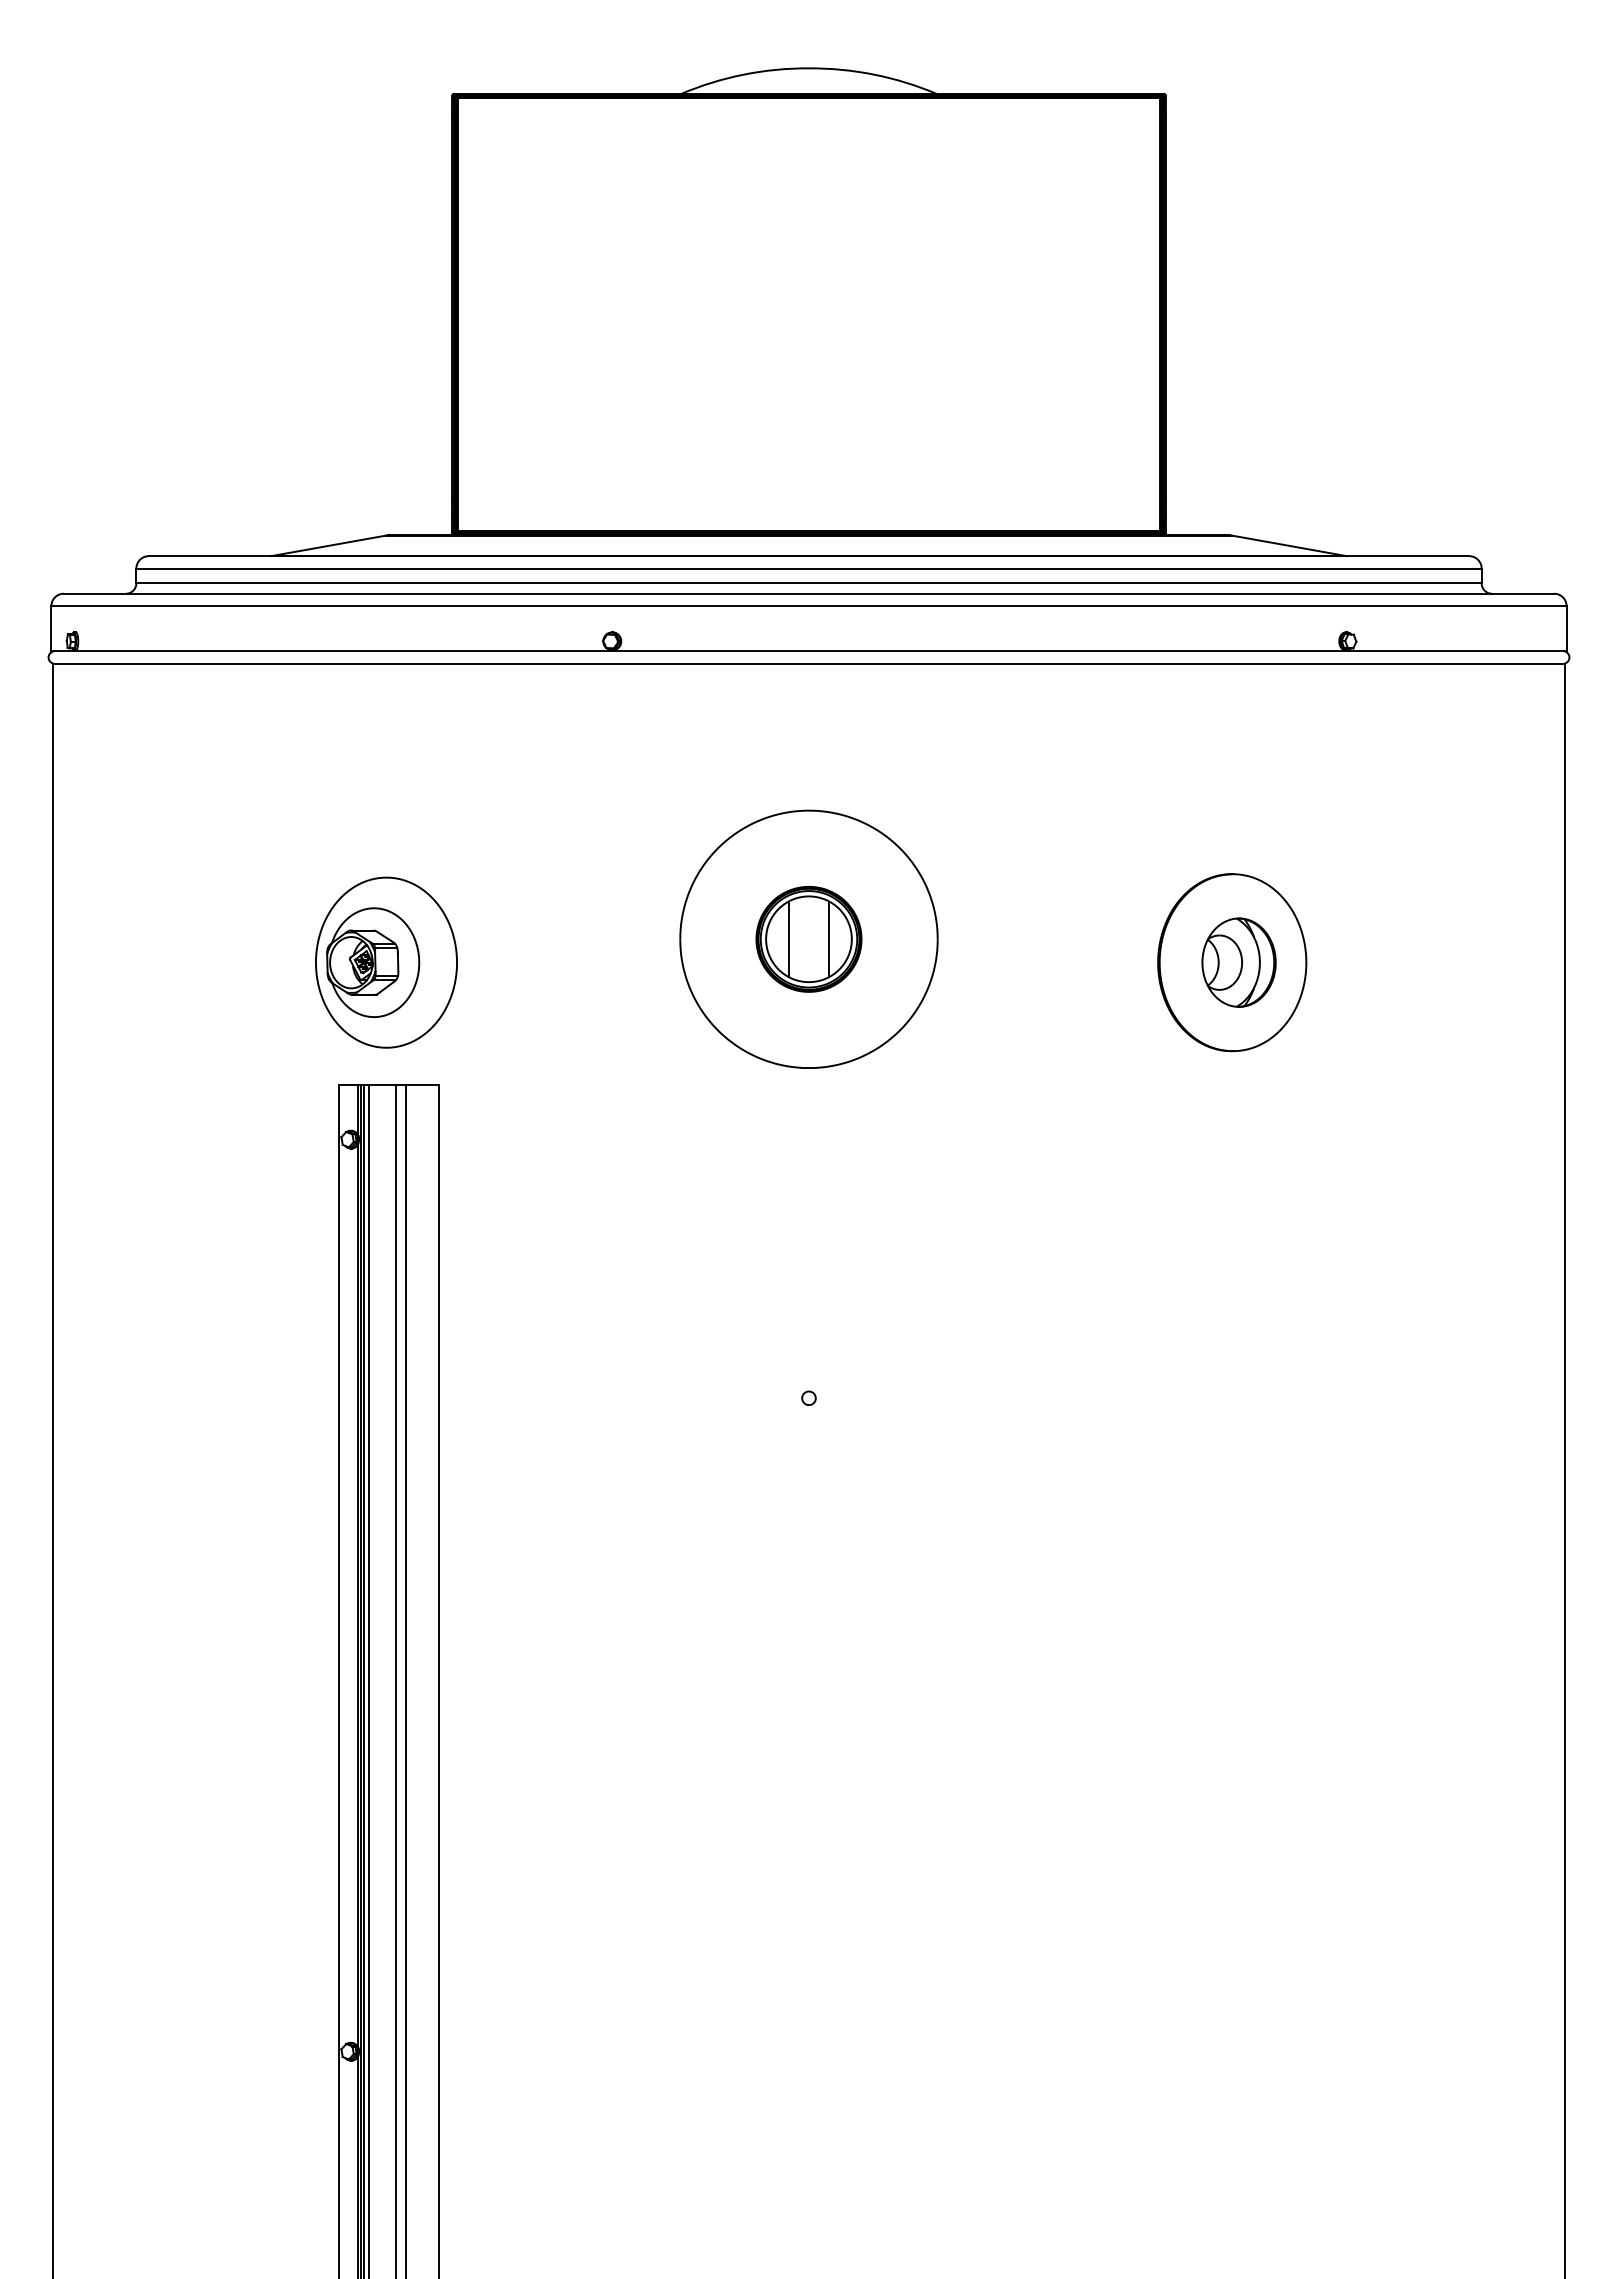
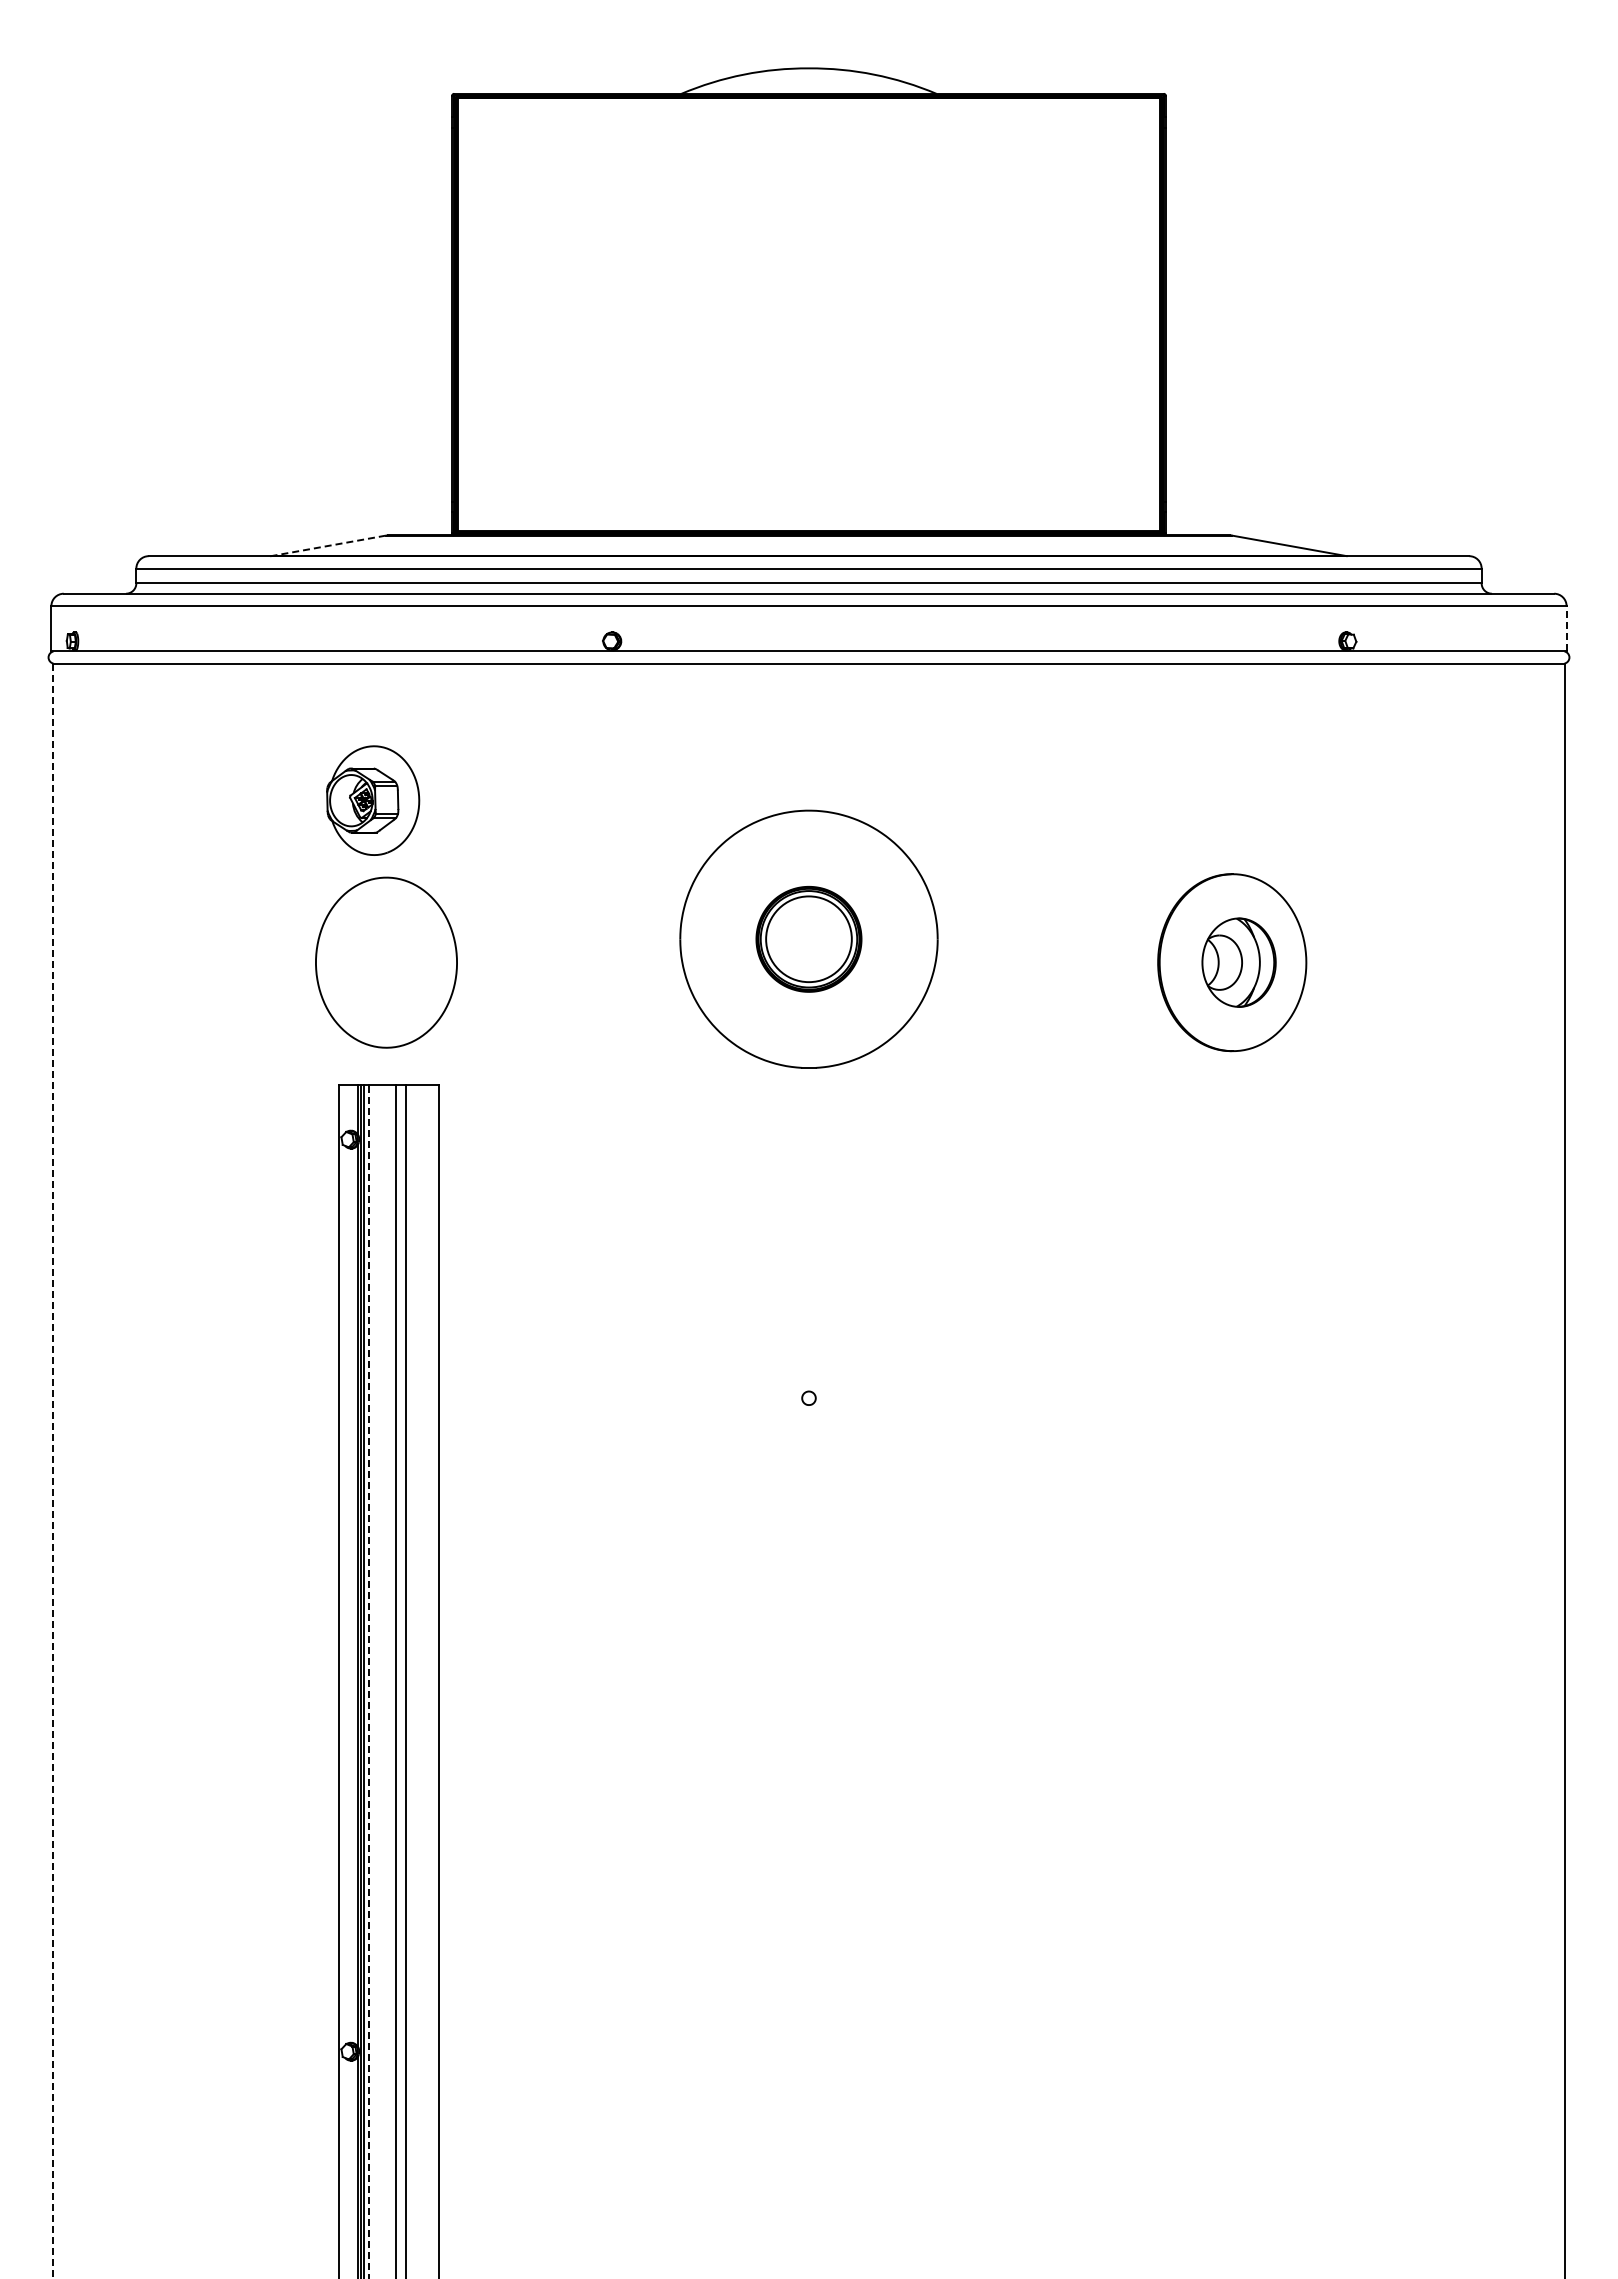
line: solid -> dashed (328, 545)
line: solid -> dashed (1566, 628)
line: present -> none (788, 938)
line: present -> none (829, 938)
part position: (373, 962) -> (373, 800) (373, 800)
line: solid -> dashed (53, 1471)
line: solid -> dashed (369, 1681)
